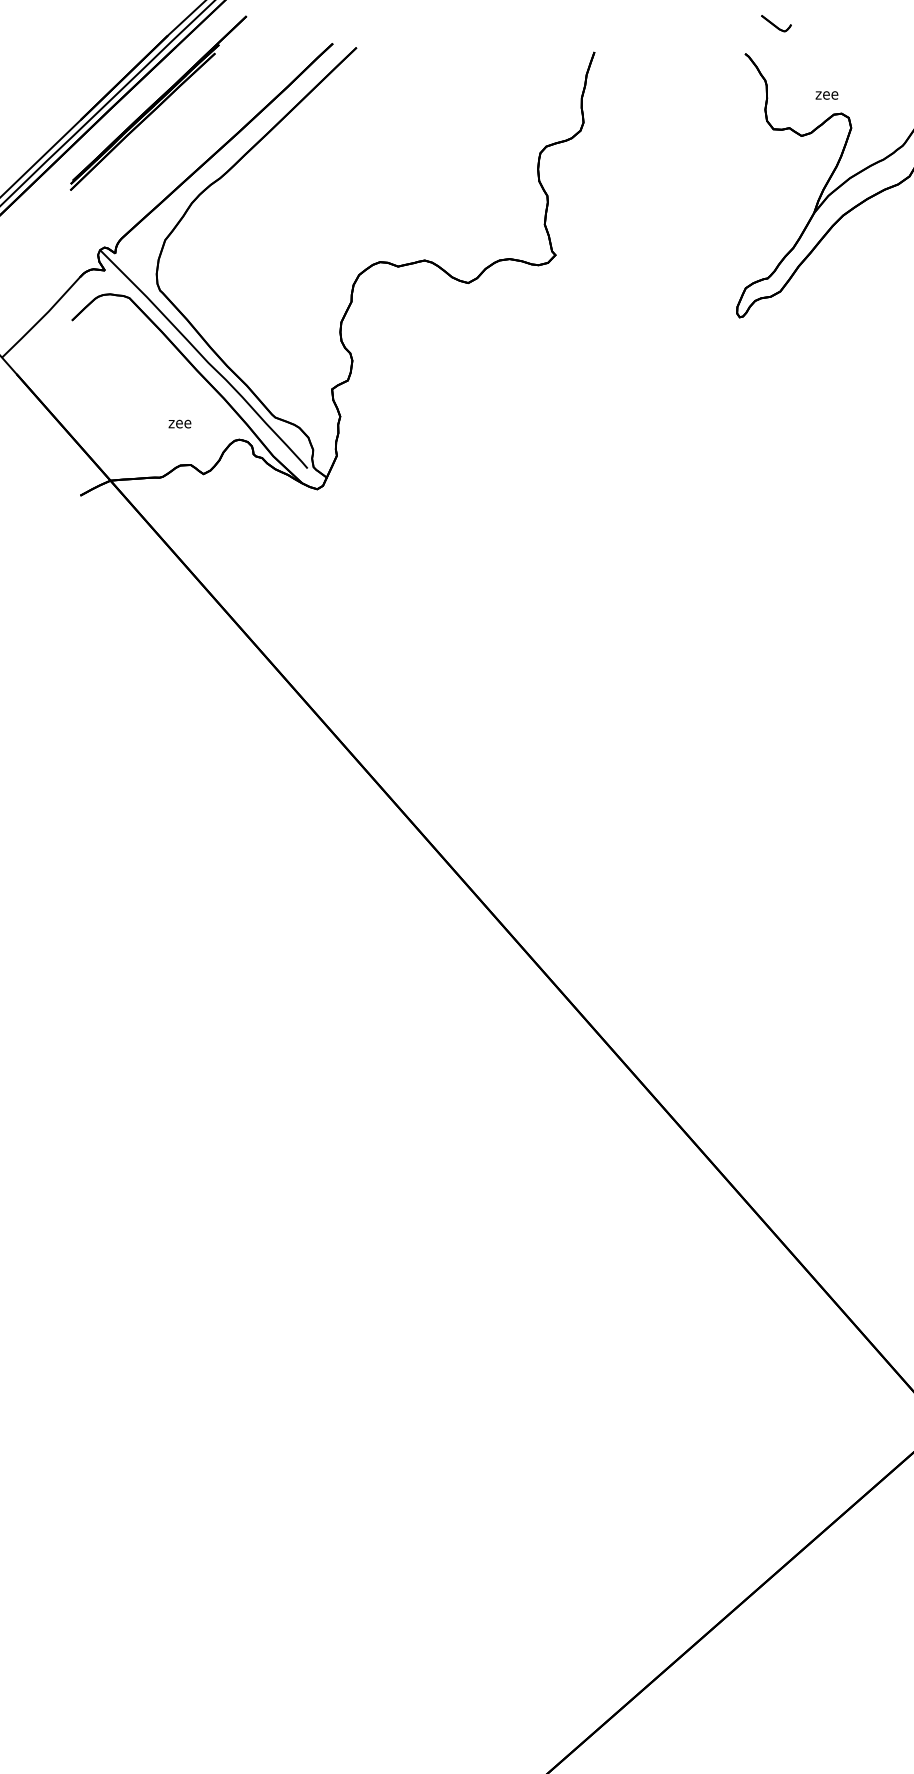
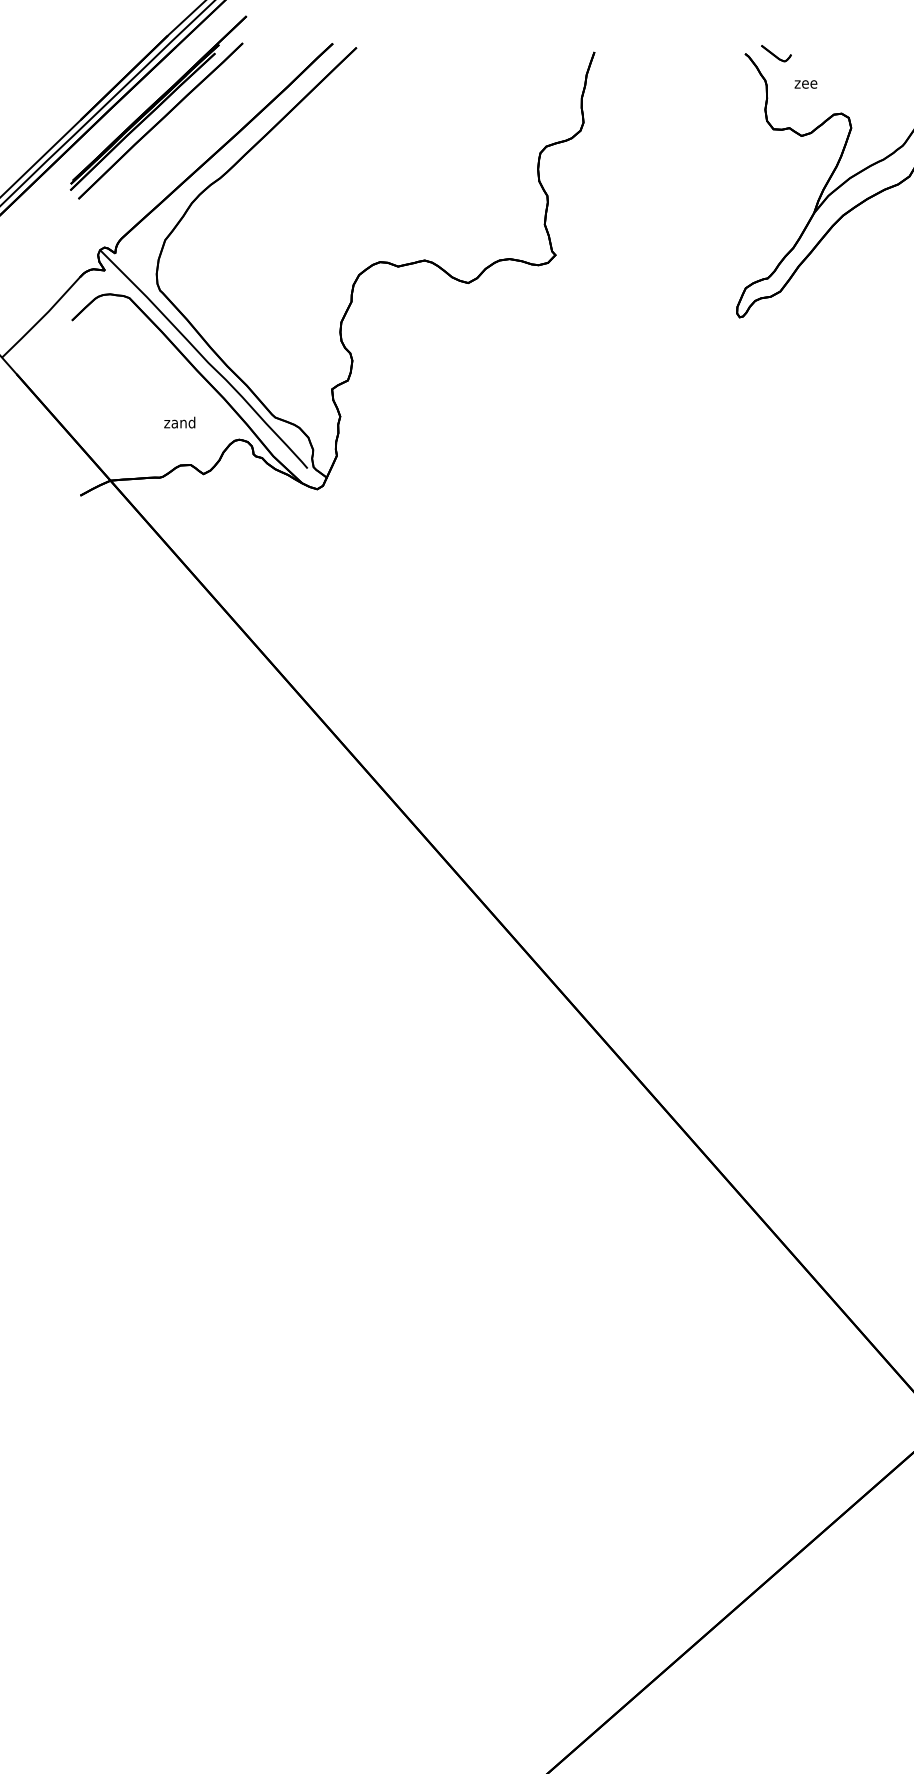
part position: (776, 23) -> (776, 53) (776, 53)
text position: (826, 95) -> (805, 84) (805, 84)
line: none -> present (160, 120)
text: zee -> zand (179, 422)
